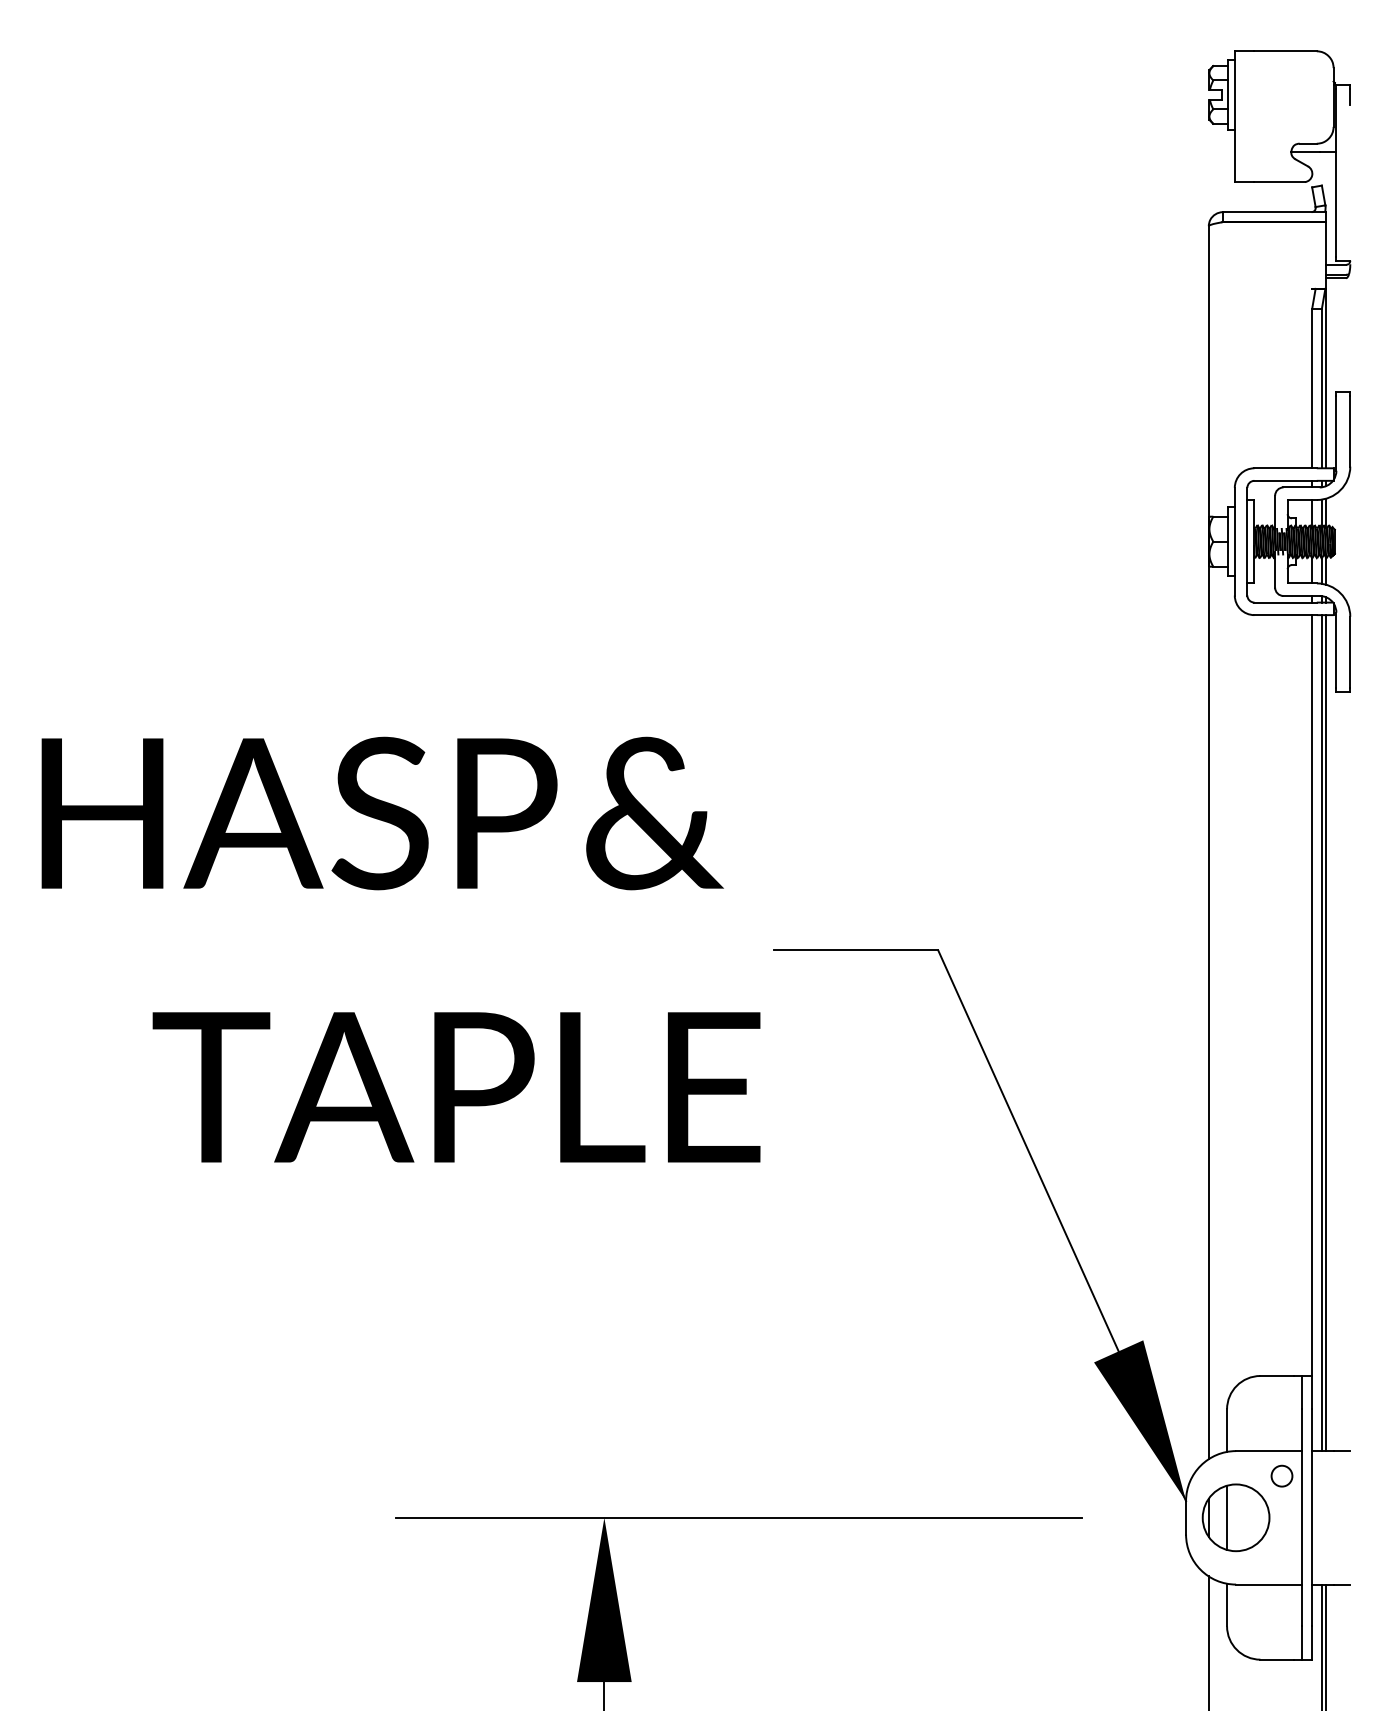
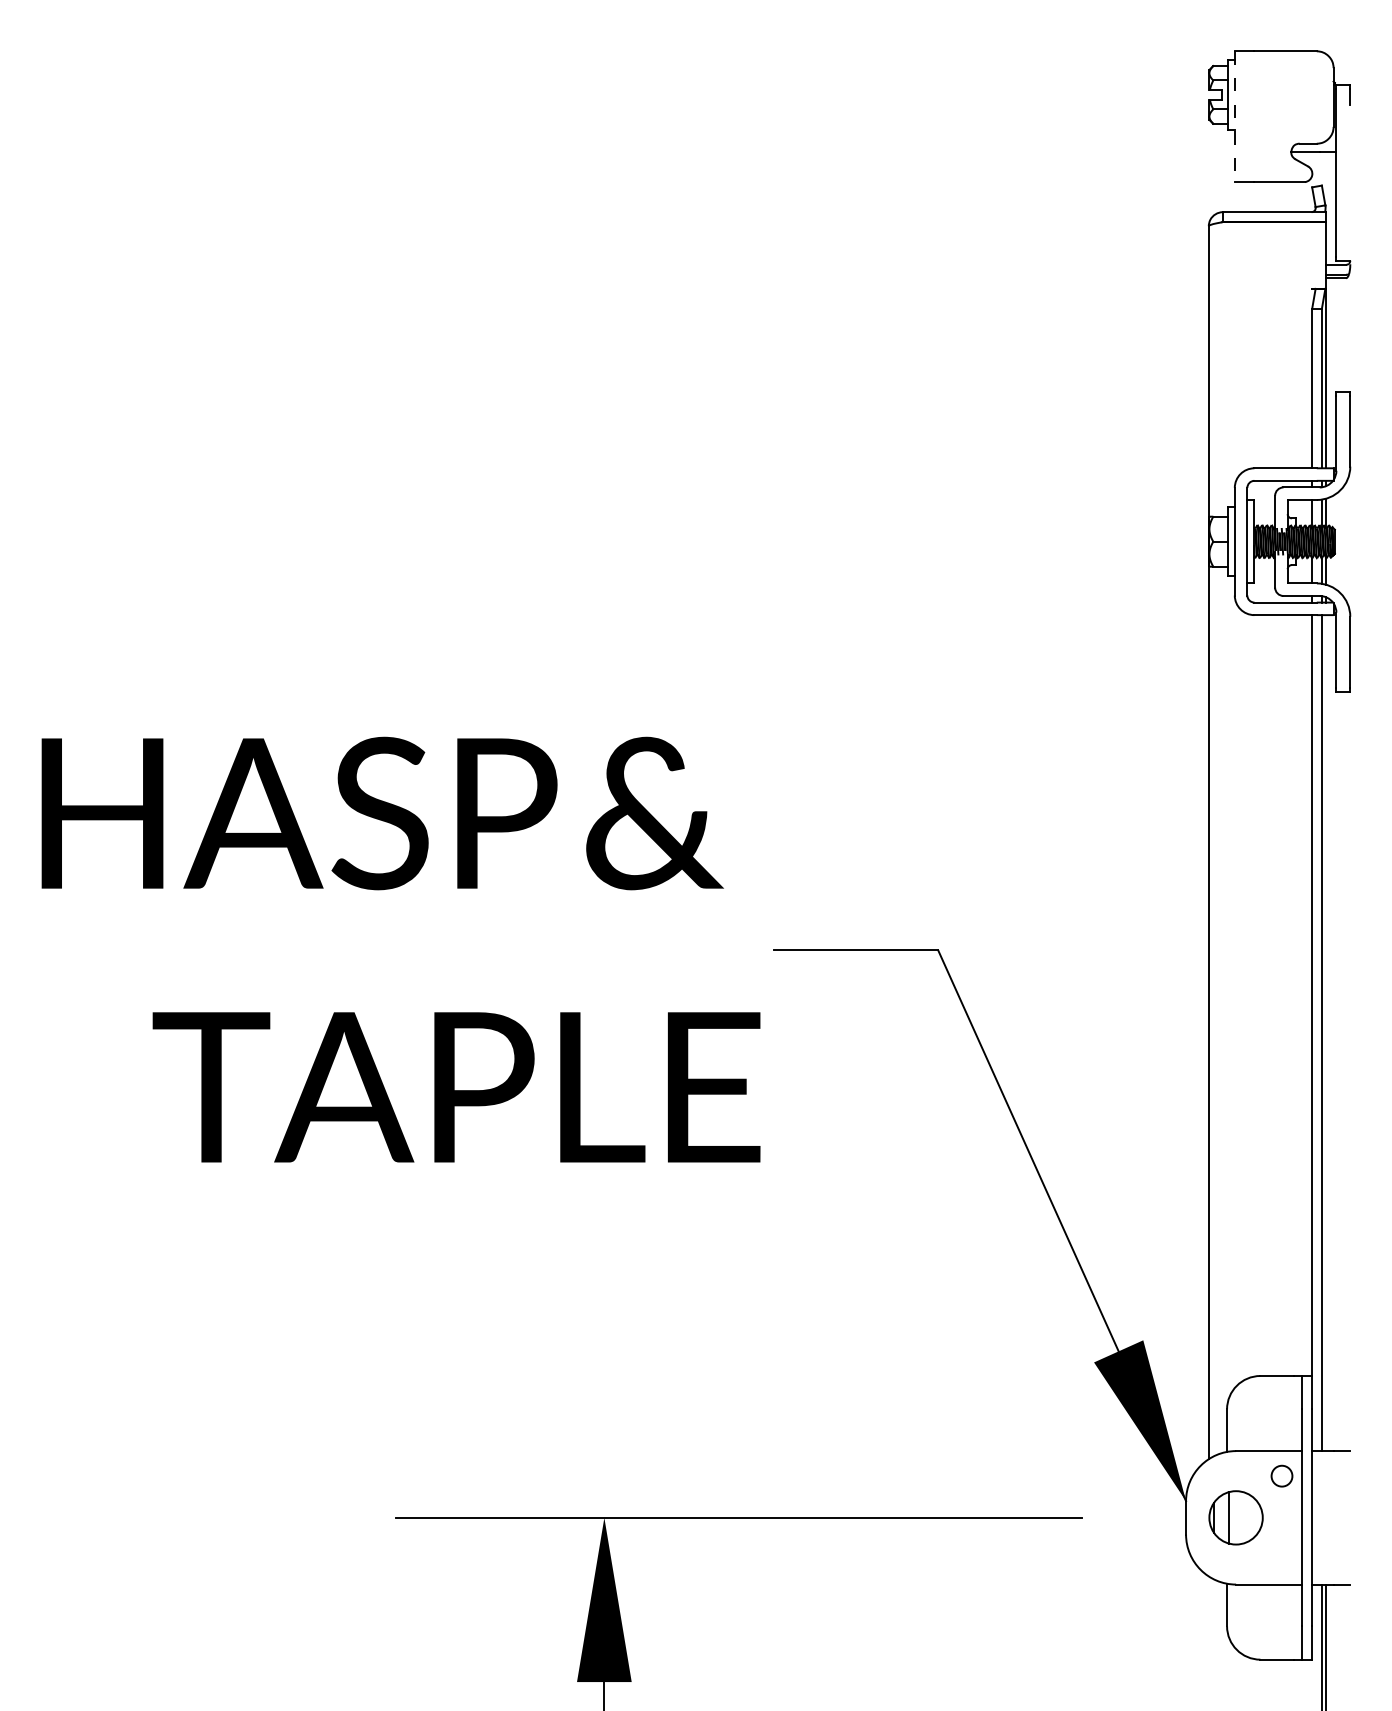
line: solid -> dashed (1234, 117)
line: present -> none (1325, 1033)
part size: 70x70 px -> 56x56 px (1235, 1517)
line: present -> none (1208, 1641)
